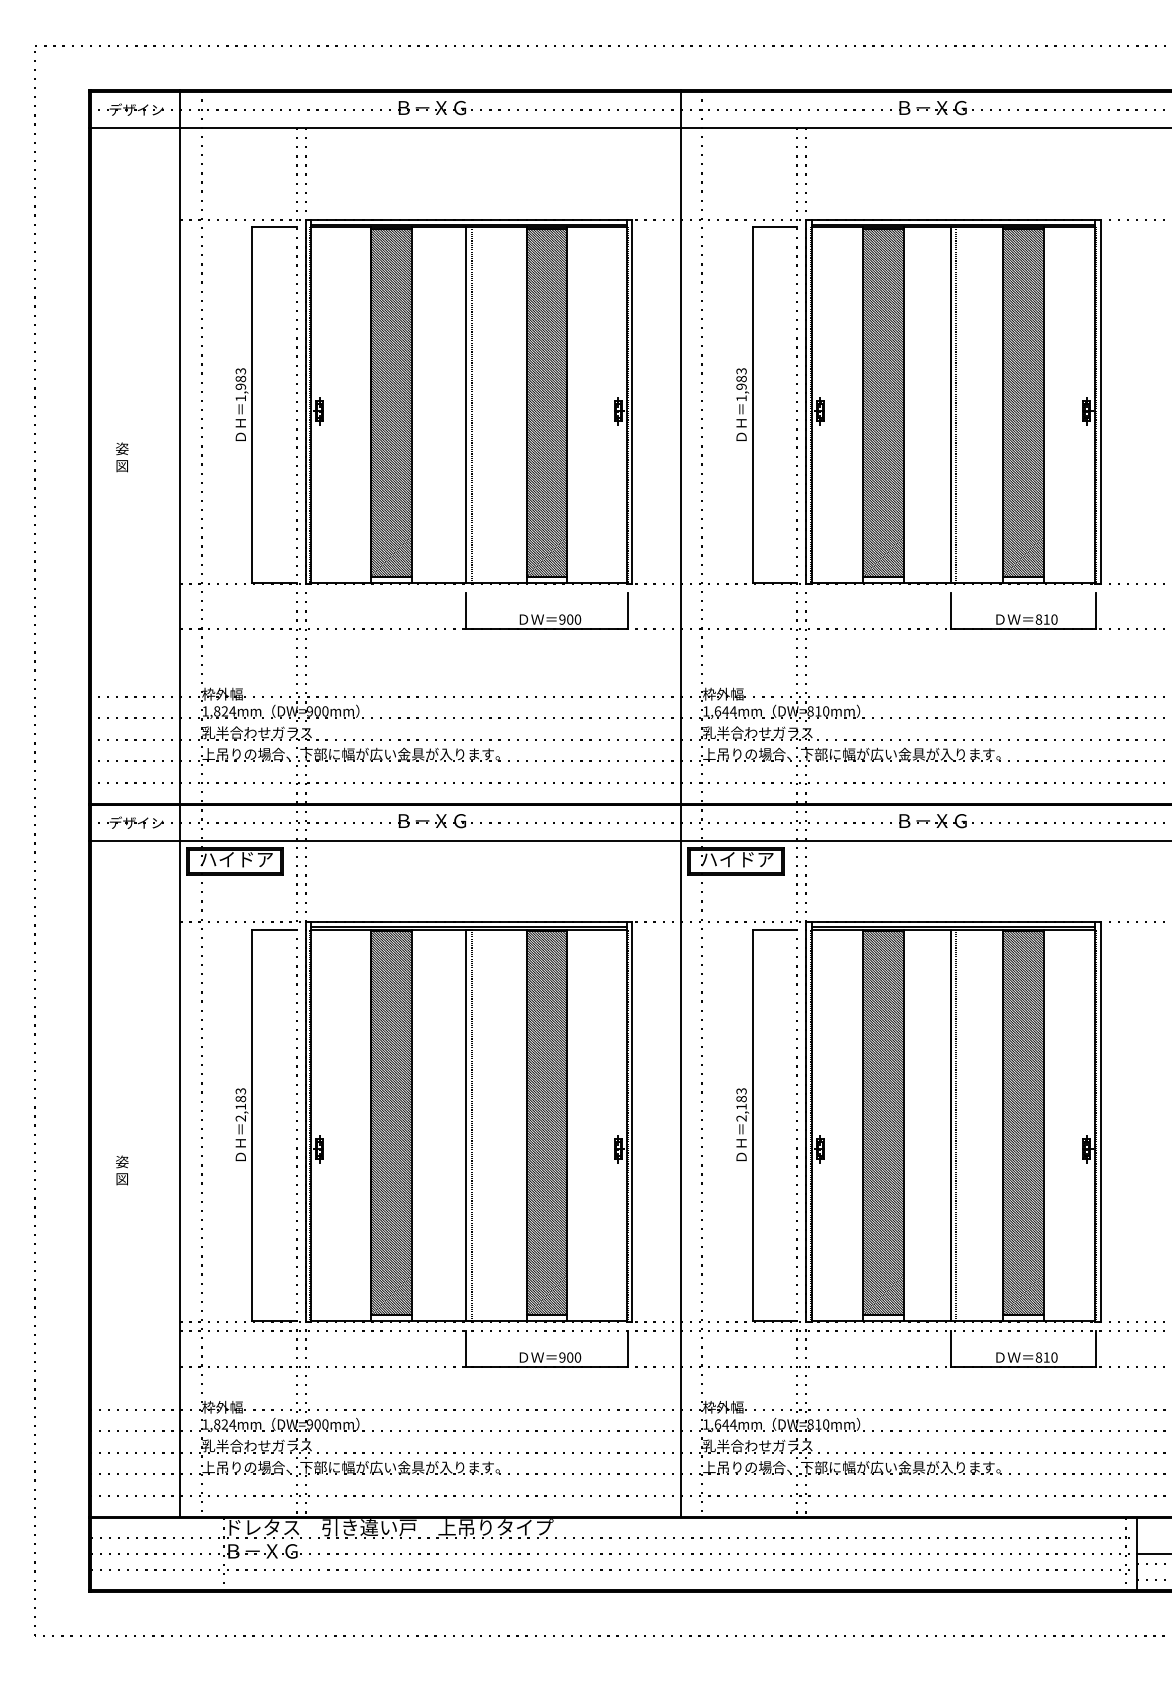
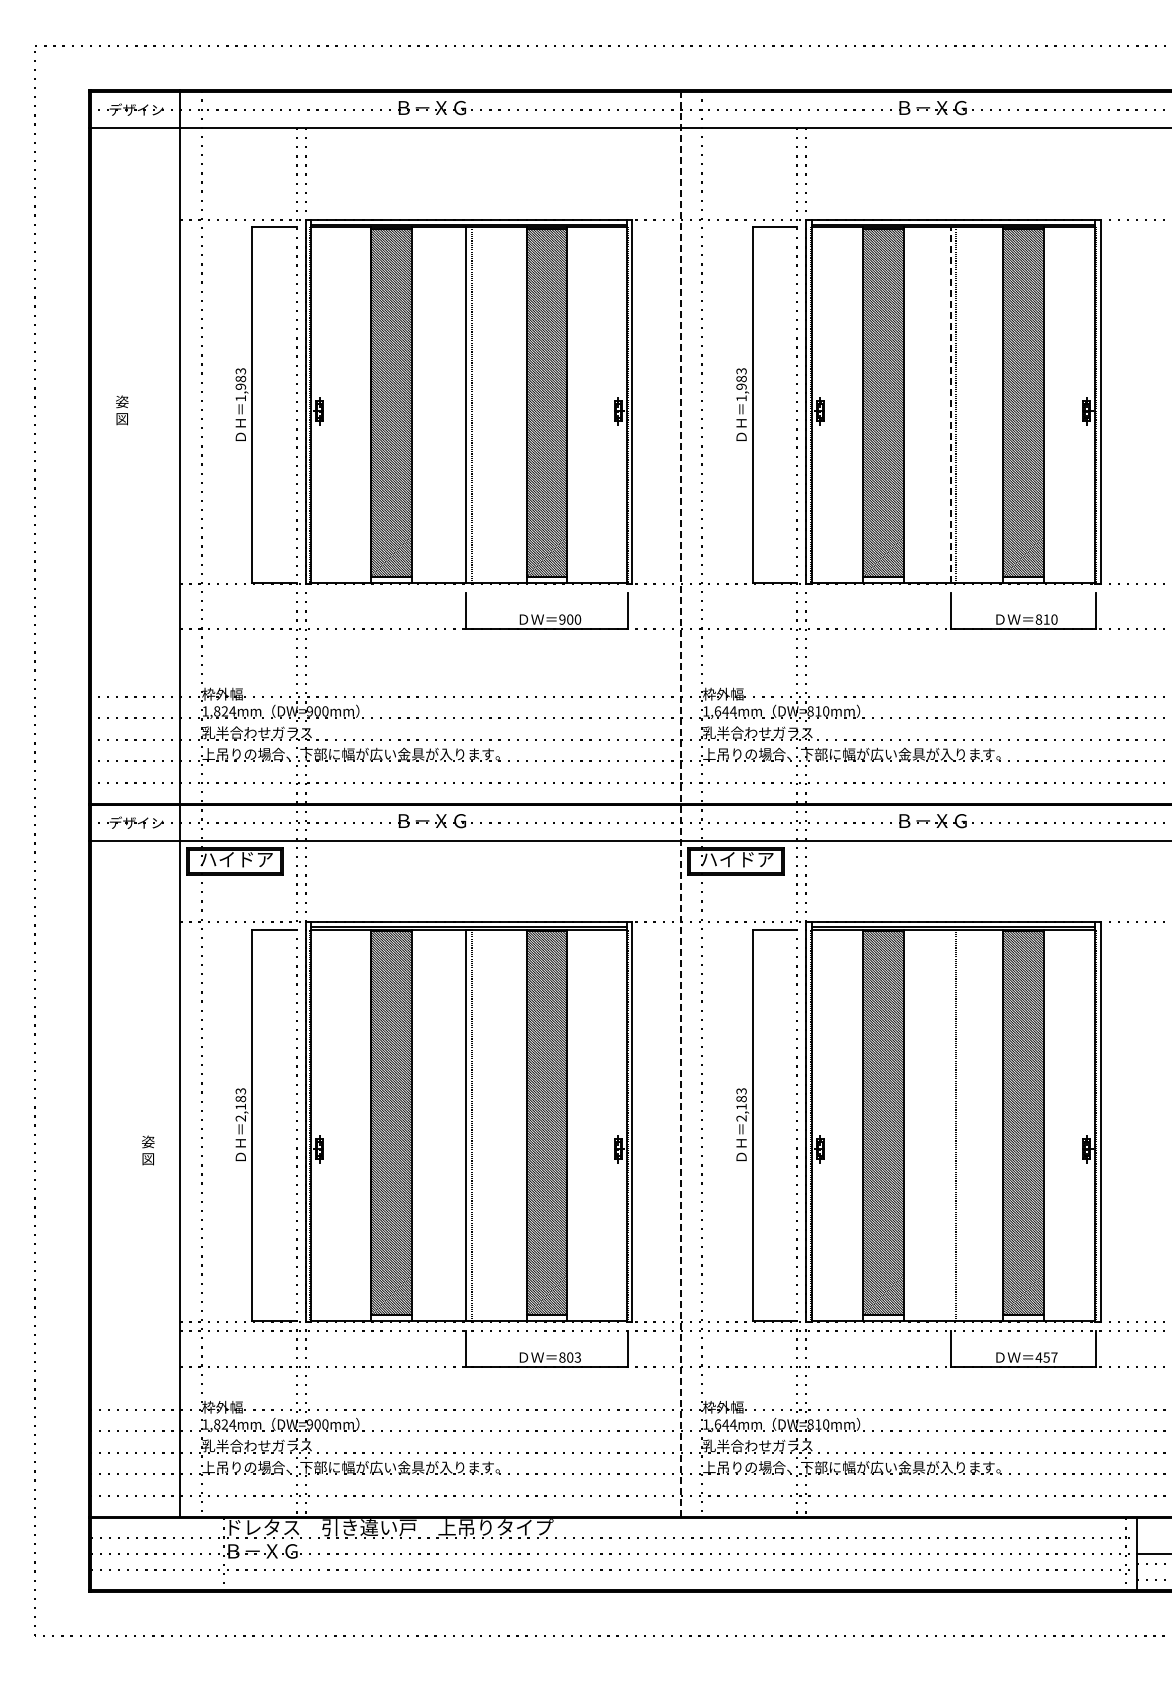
line: solid -> dashed (950, 405)
text position: (122, 457) -> (122, 410) (122, 410)
line: solid -> dashed (680, 803)
line: present -> none (950, 1124)
text position: (122, 1170) -> (148, 1150) (148, 1150)
text: 900 -> 803 (570, 1357)
text: 810 -> 457 (1046, 1357)
